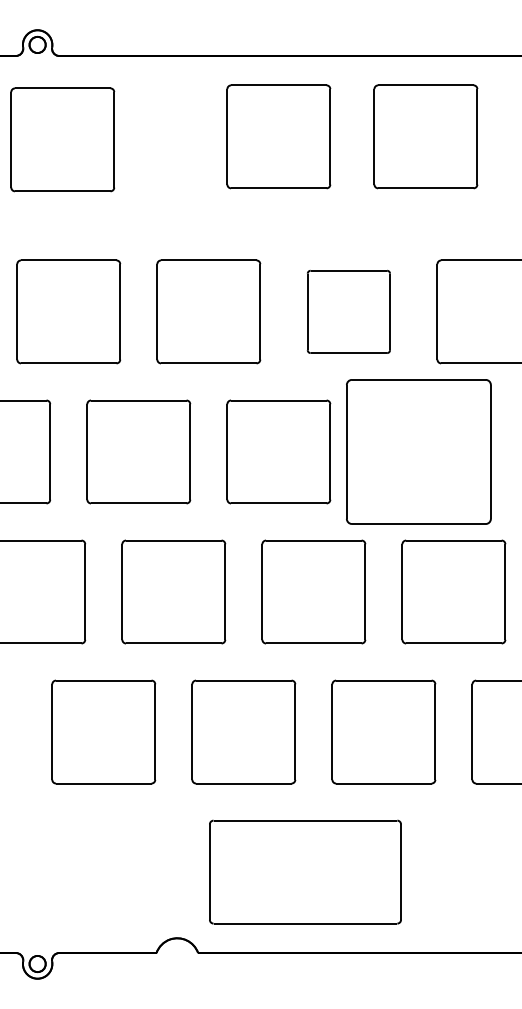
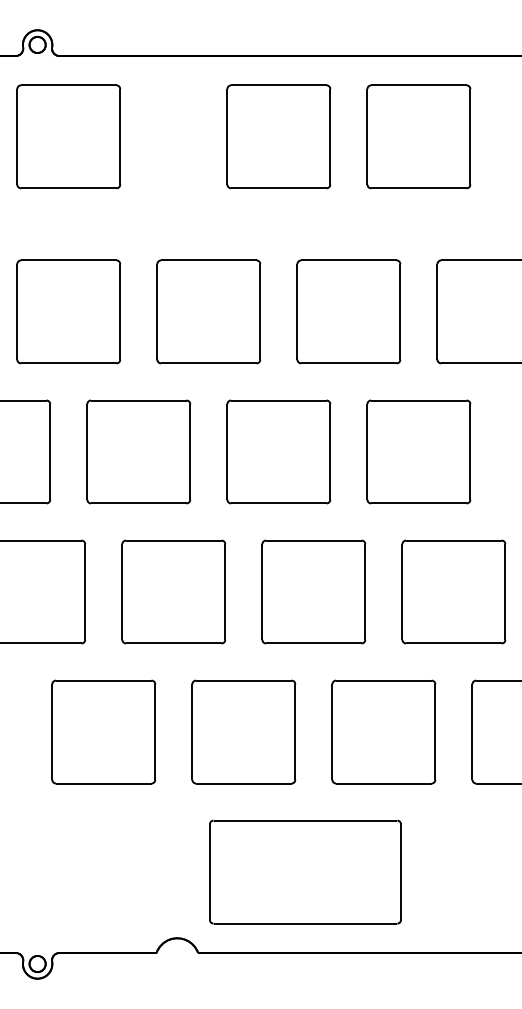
part position: (425, 136) -> (418, 136) (418, 136)
part position: (62, 139) -> (68, 136) (68, 136)
part size: 85x85 px -> 106x106 px (348, 311)
part size: 146x146 px -> 106x106 px (418, 451)
